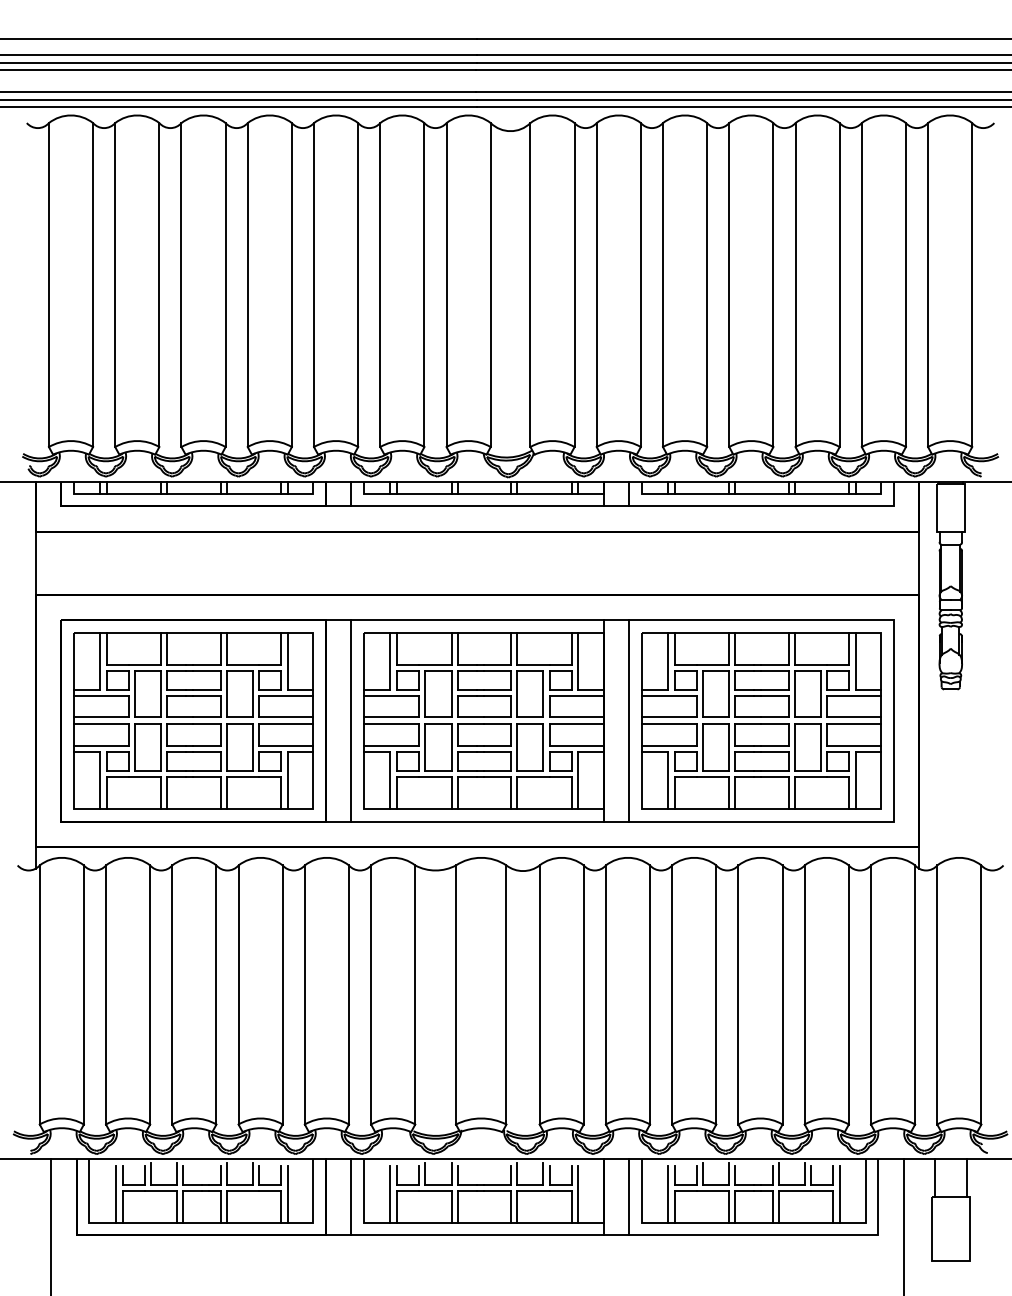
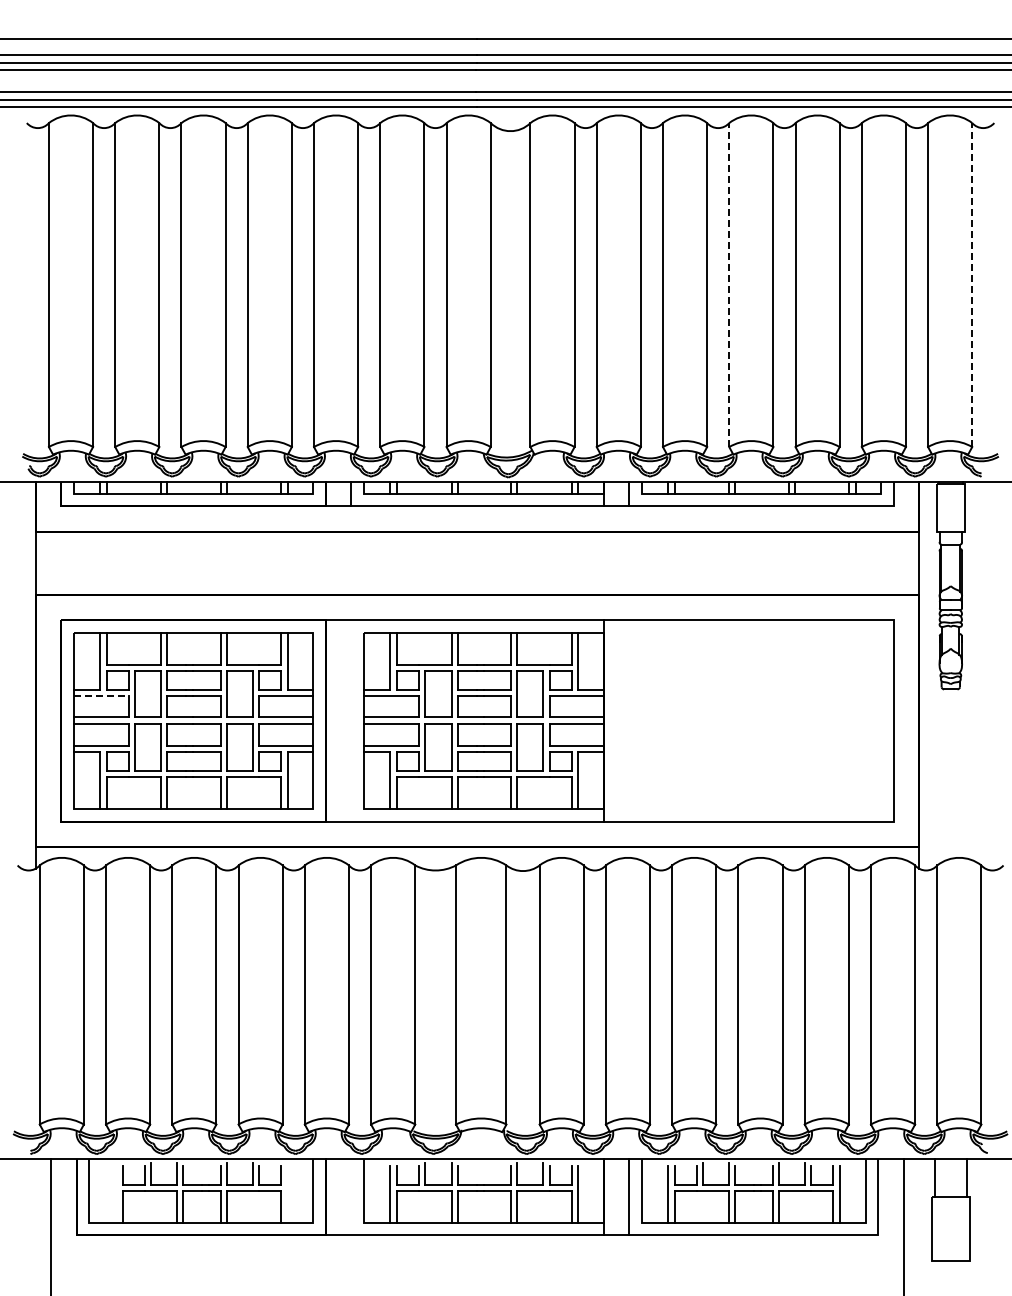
line: solid -> dashed (729, 284)
line: solid -> dashed (972, 284)
line: solid -> dashed (101, 695)
line: present -> none (351, 720)
line: present -> none (628, 720)
part: present -> none (761, 720)
line: present -> none (115, 1193)
line: present -> none (287, 1193)
line: present -> none (351, 1197)
